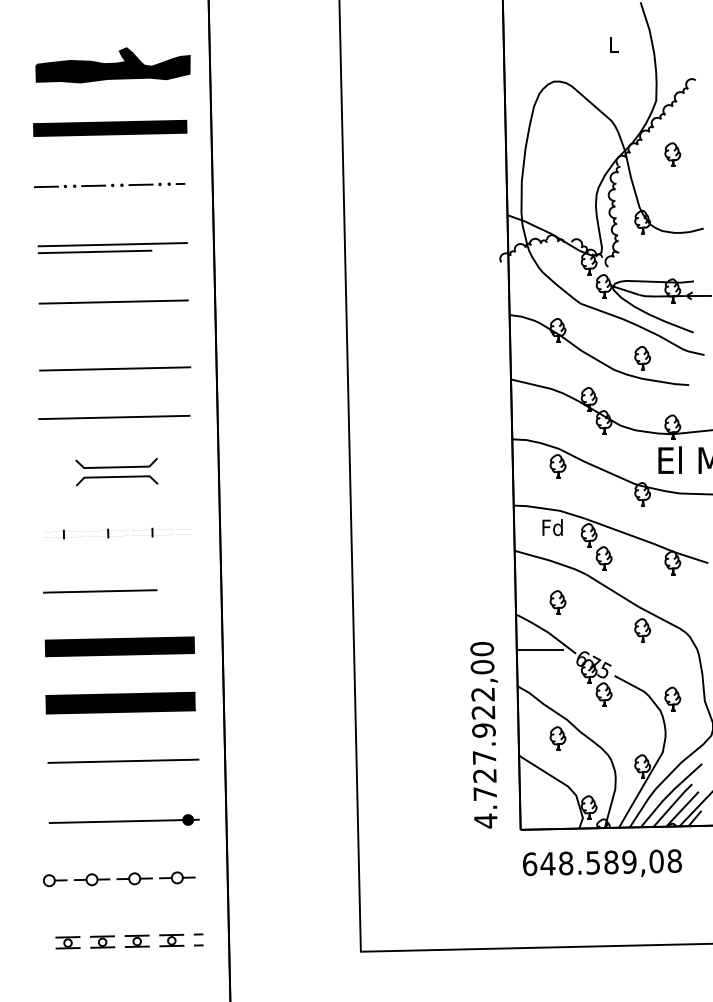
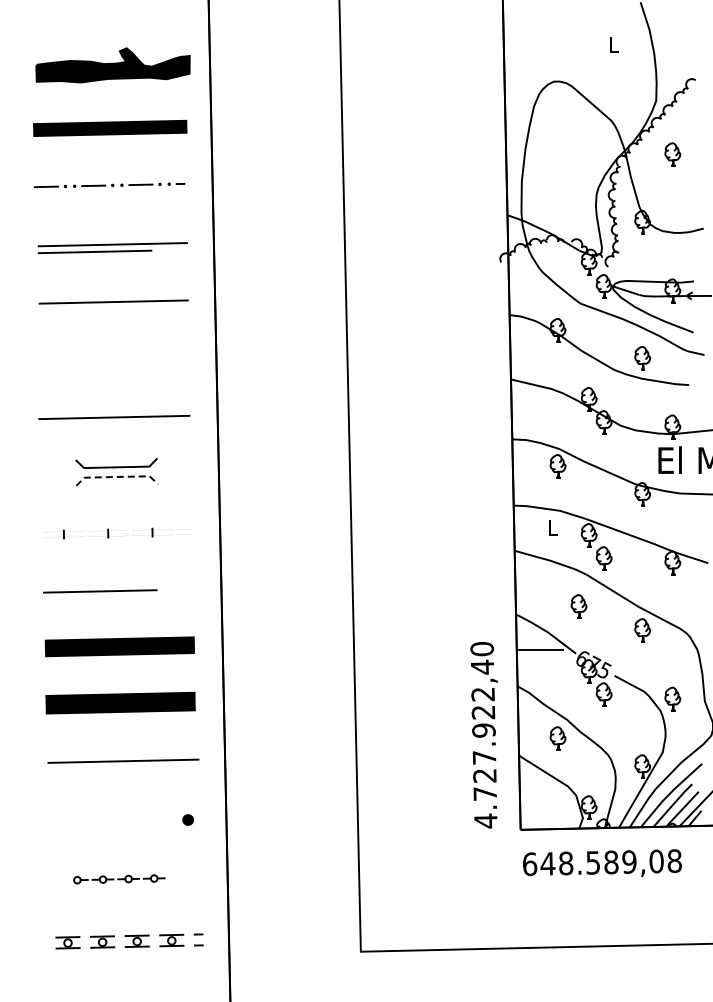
line: present -> none (115, 368)
line: solid -> dashed (116, 476)
text: Fd -> L (552, 527)
part position: (557, 602) -> (578, 606) (578, 606)
text: 4.727.922,00 -> 4.727.922,40 (482, 666)
line: present -> none (123, 820)
part size: 153x17 px -> 93x11 px (119, 879)
